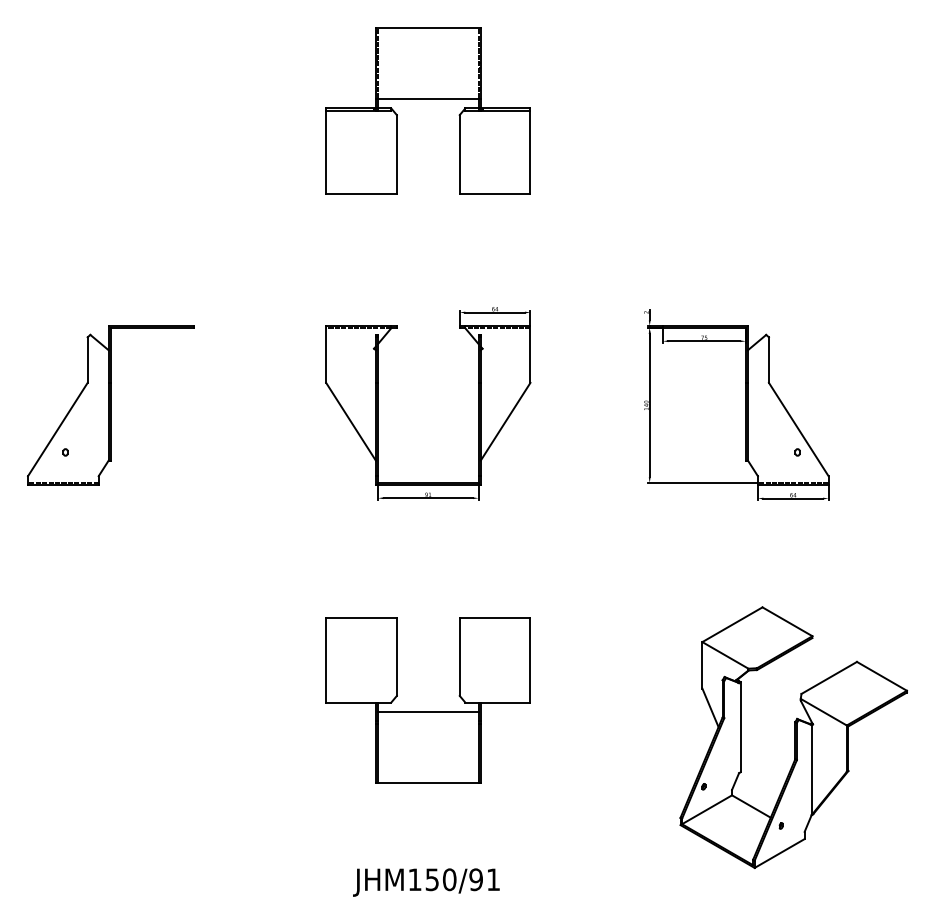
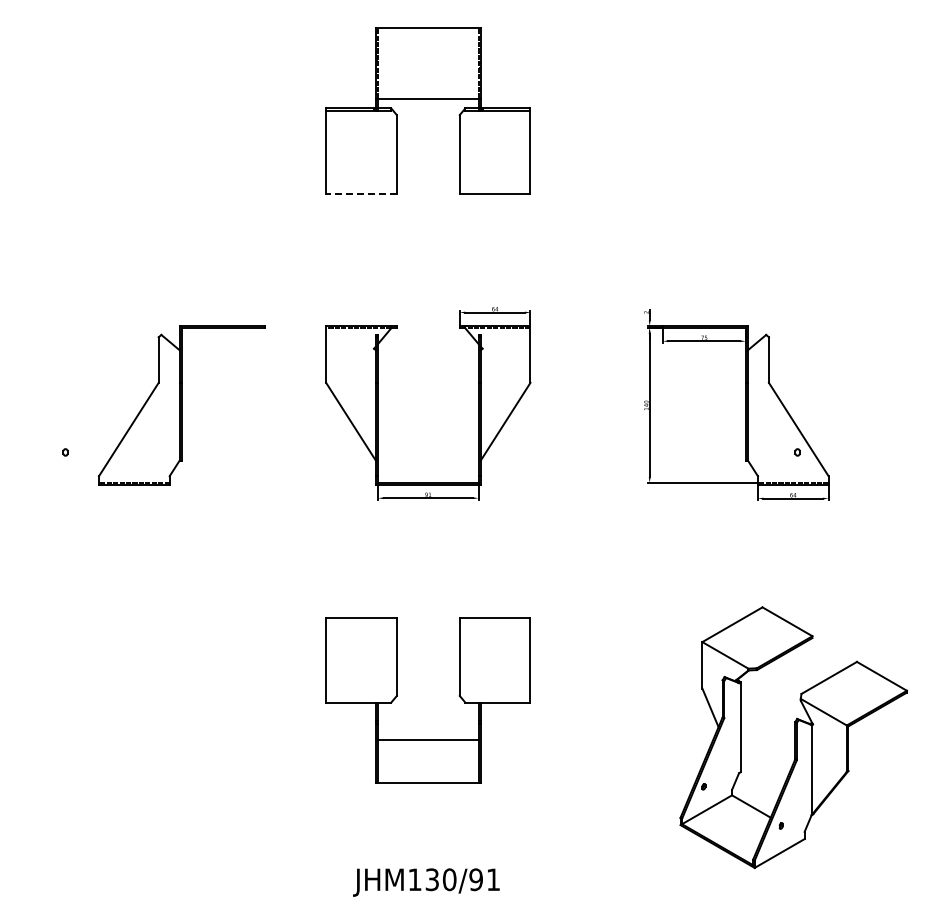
line: solid -> dashed (361, 193)
part position: (110, 405) -> (181, 405) (181, 405)
line position: (428, 712) -> (428, 740) (428, 740)
text: JHM150/91 -> JHM130/91 (432, 879)
